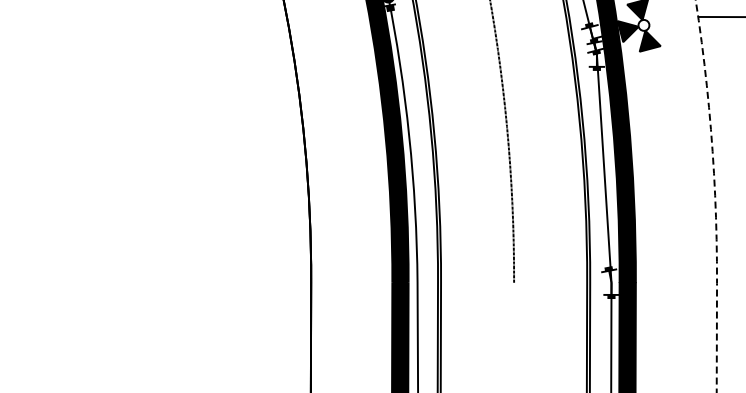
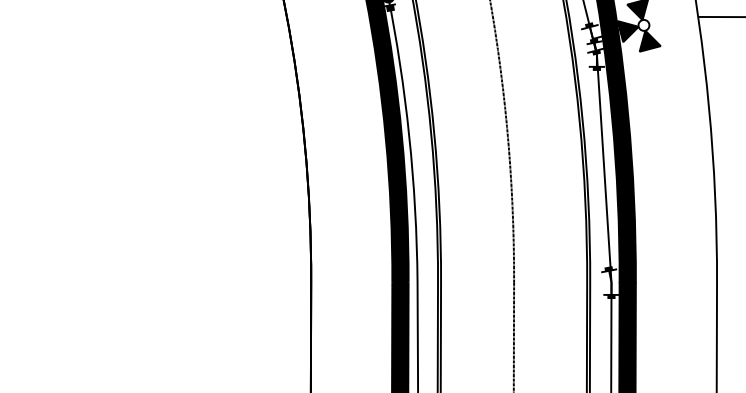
line: dashed -> solid (715, 195)
line: none -> present (513, 335)
